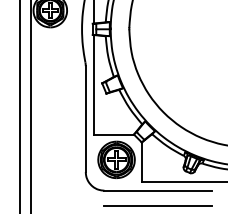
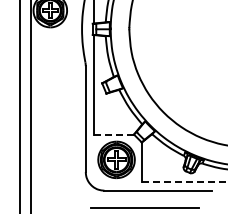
line: solid -> dashed (114, 134)
line: solid -> dashed (184, 182)
line position: (157, 205) -> (144, 207) (144, 207)
